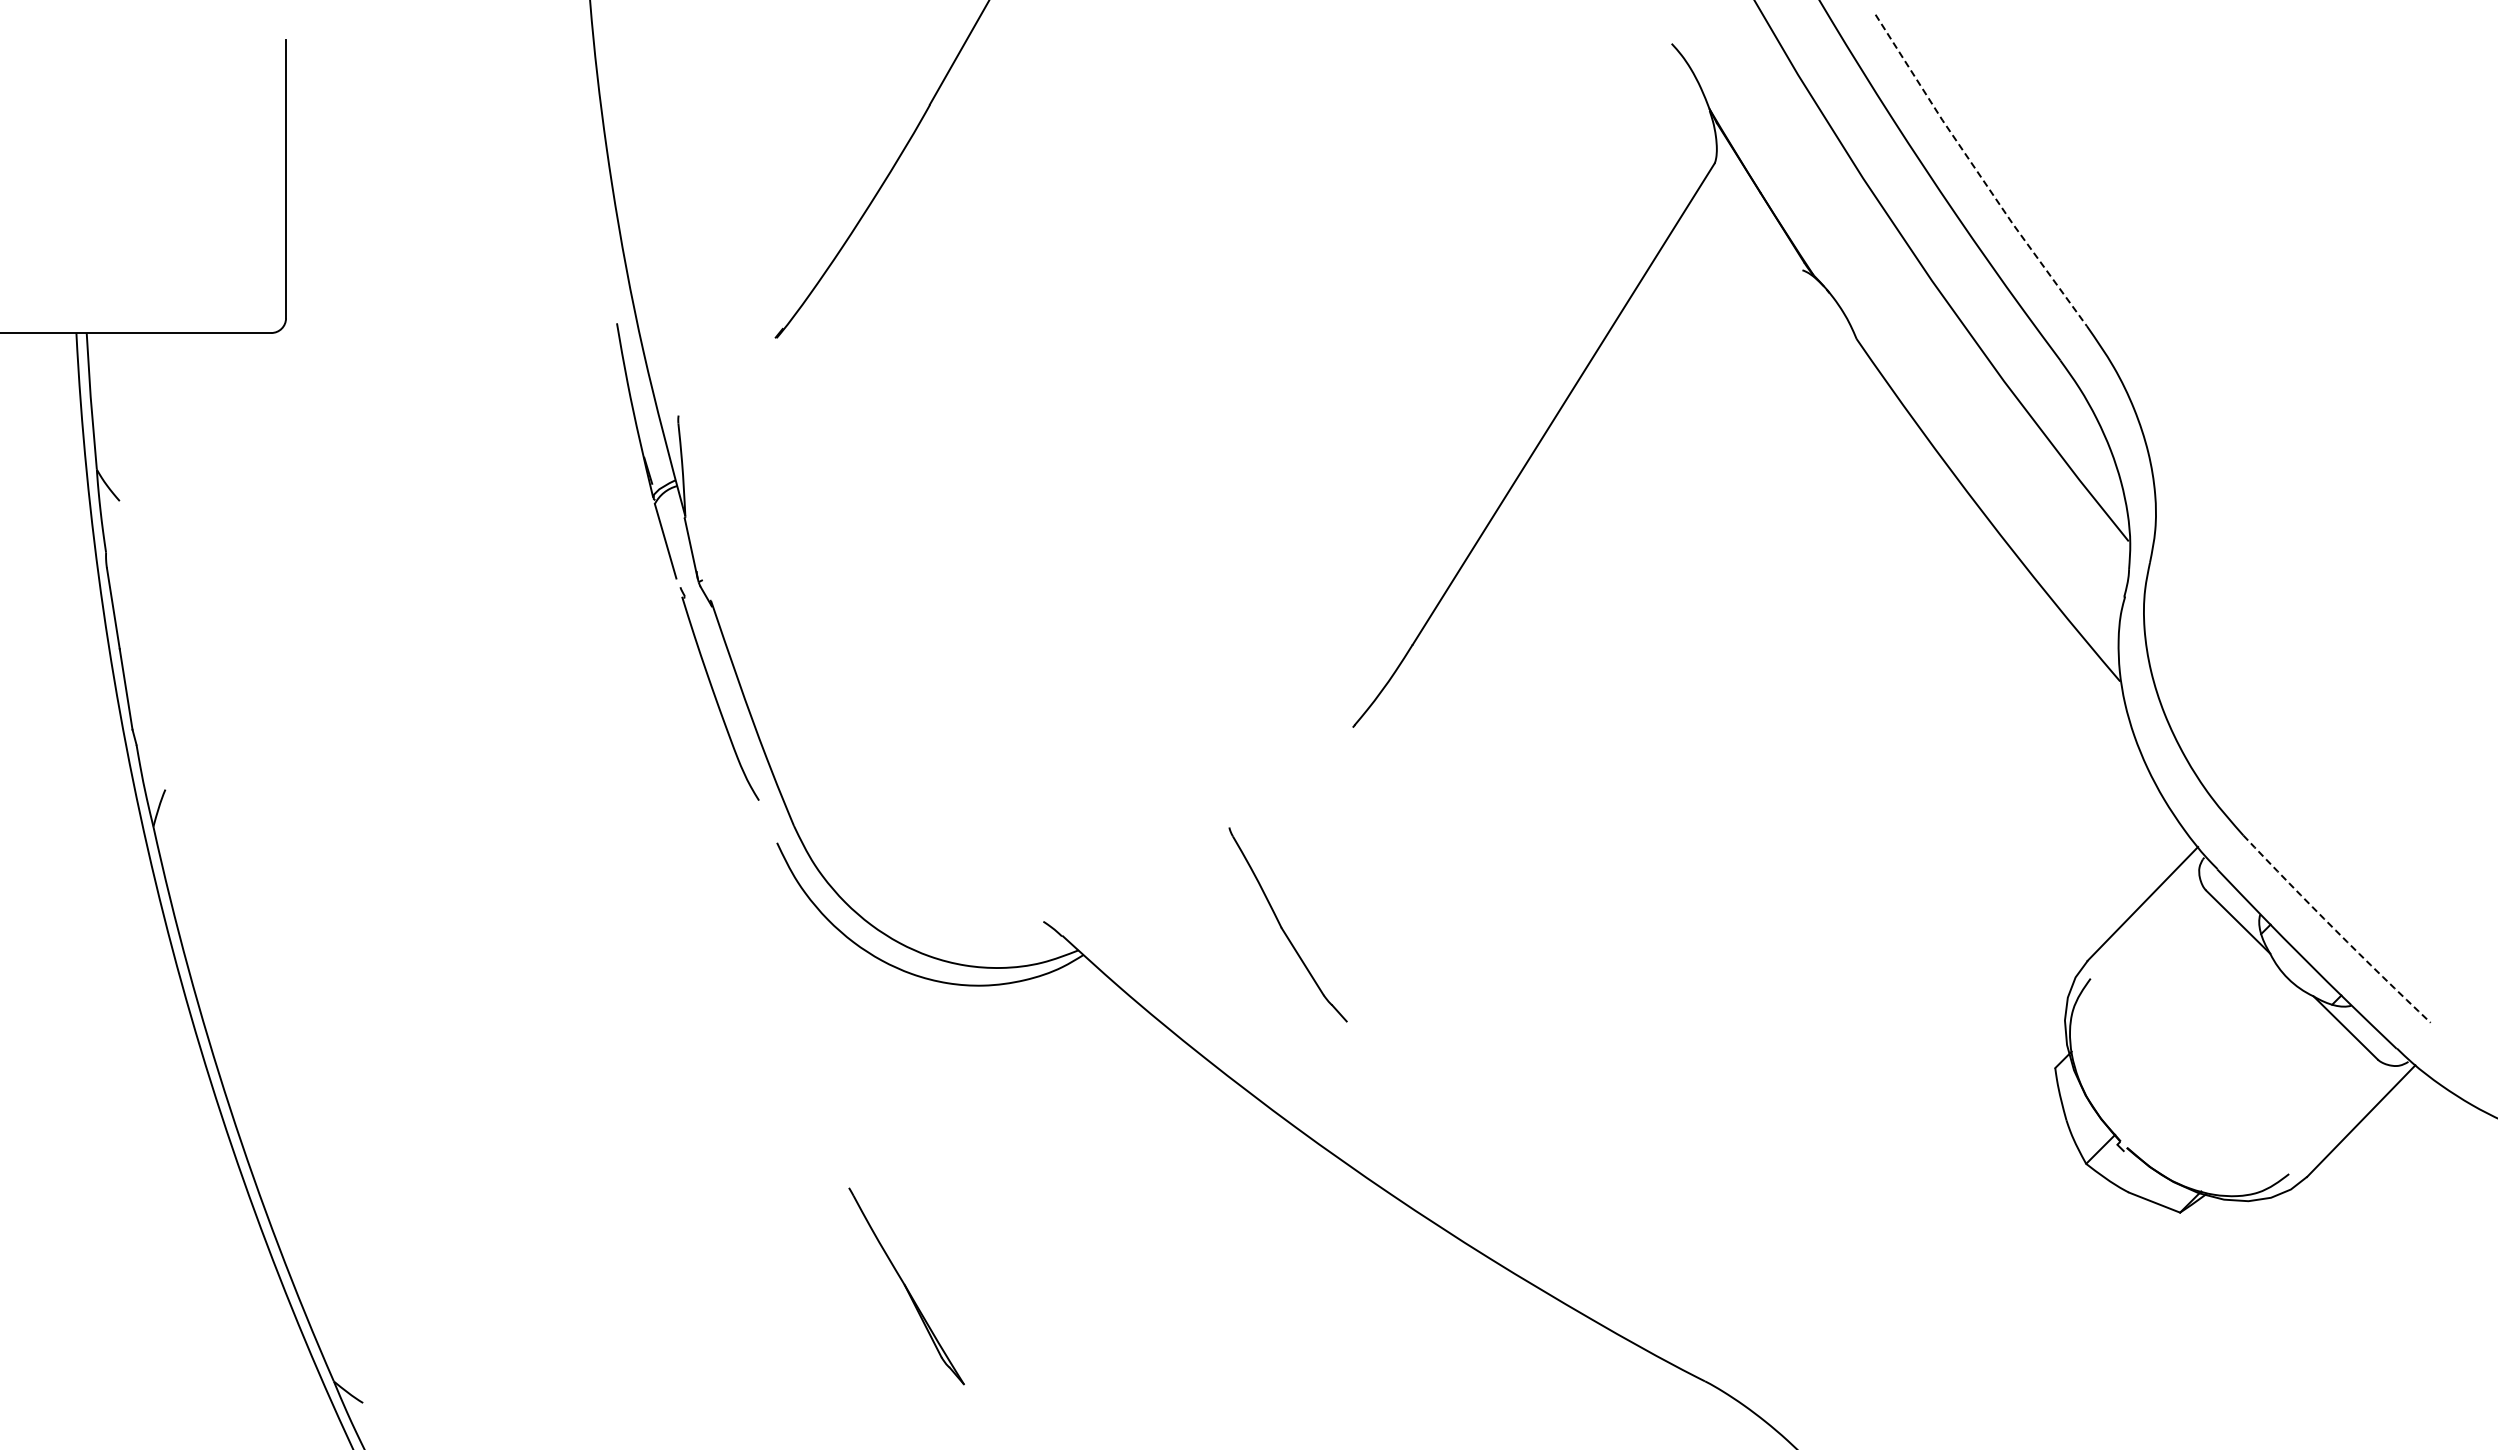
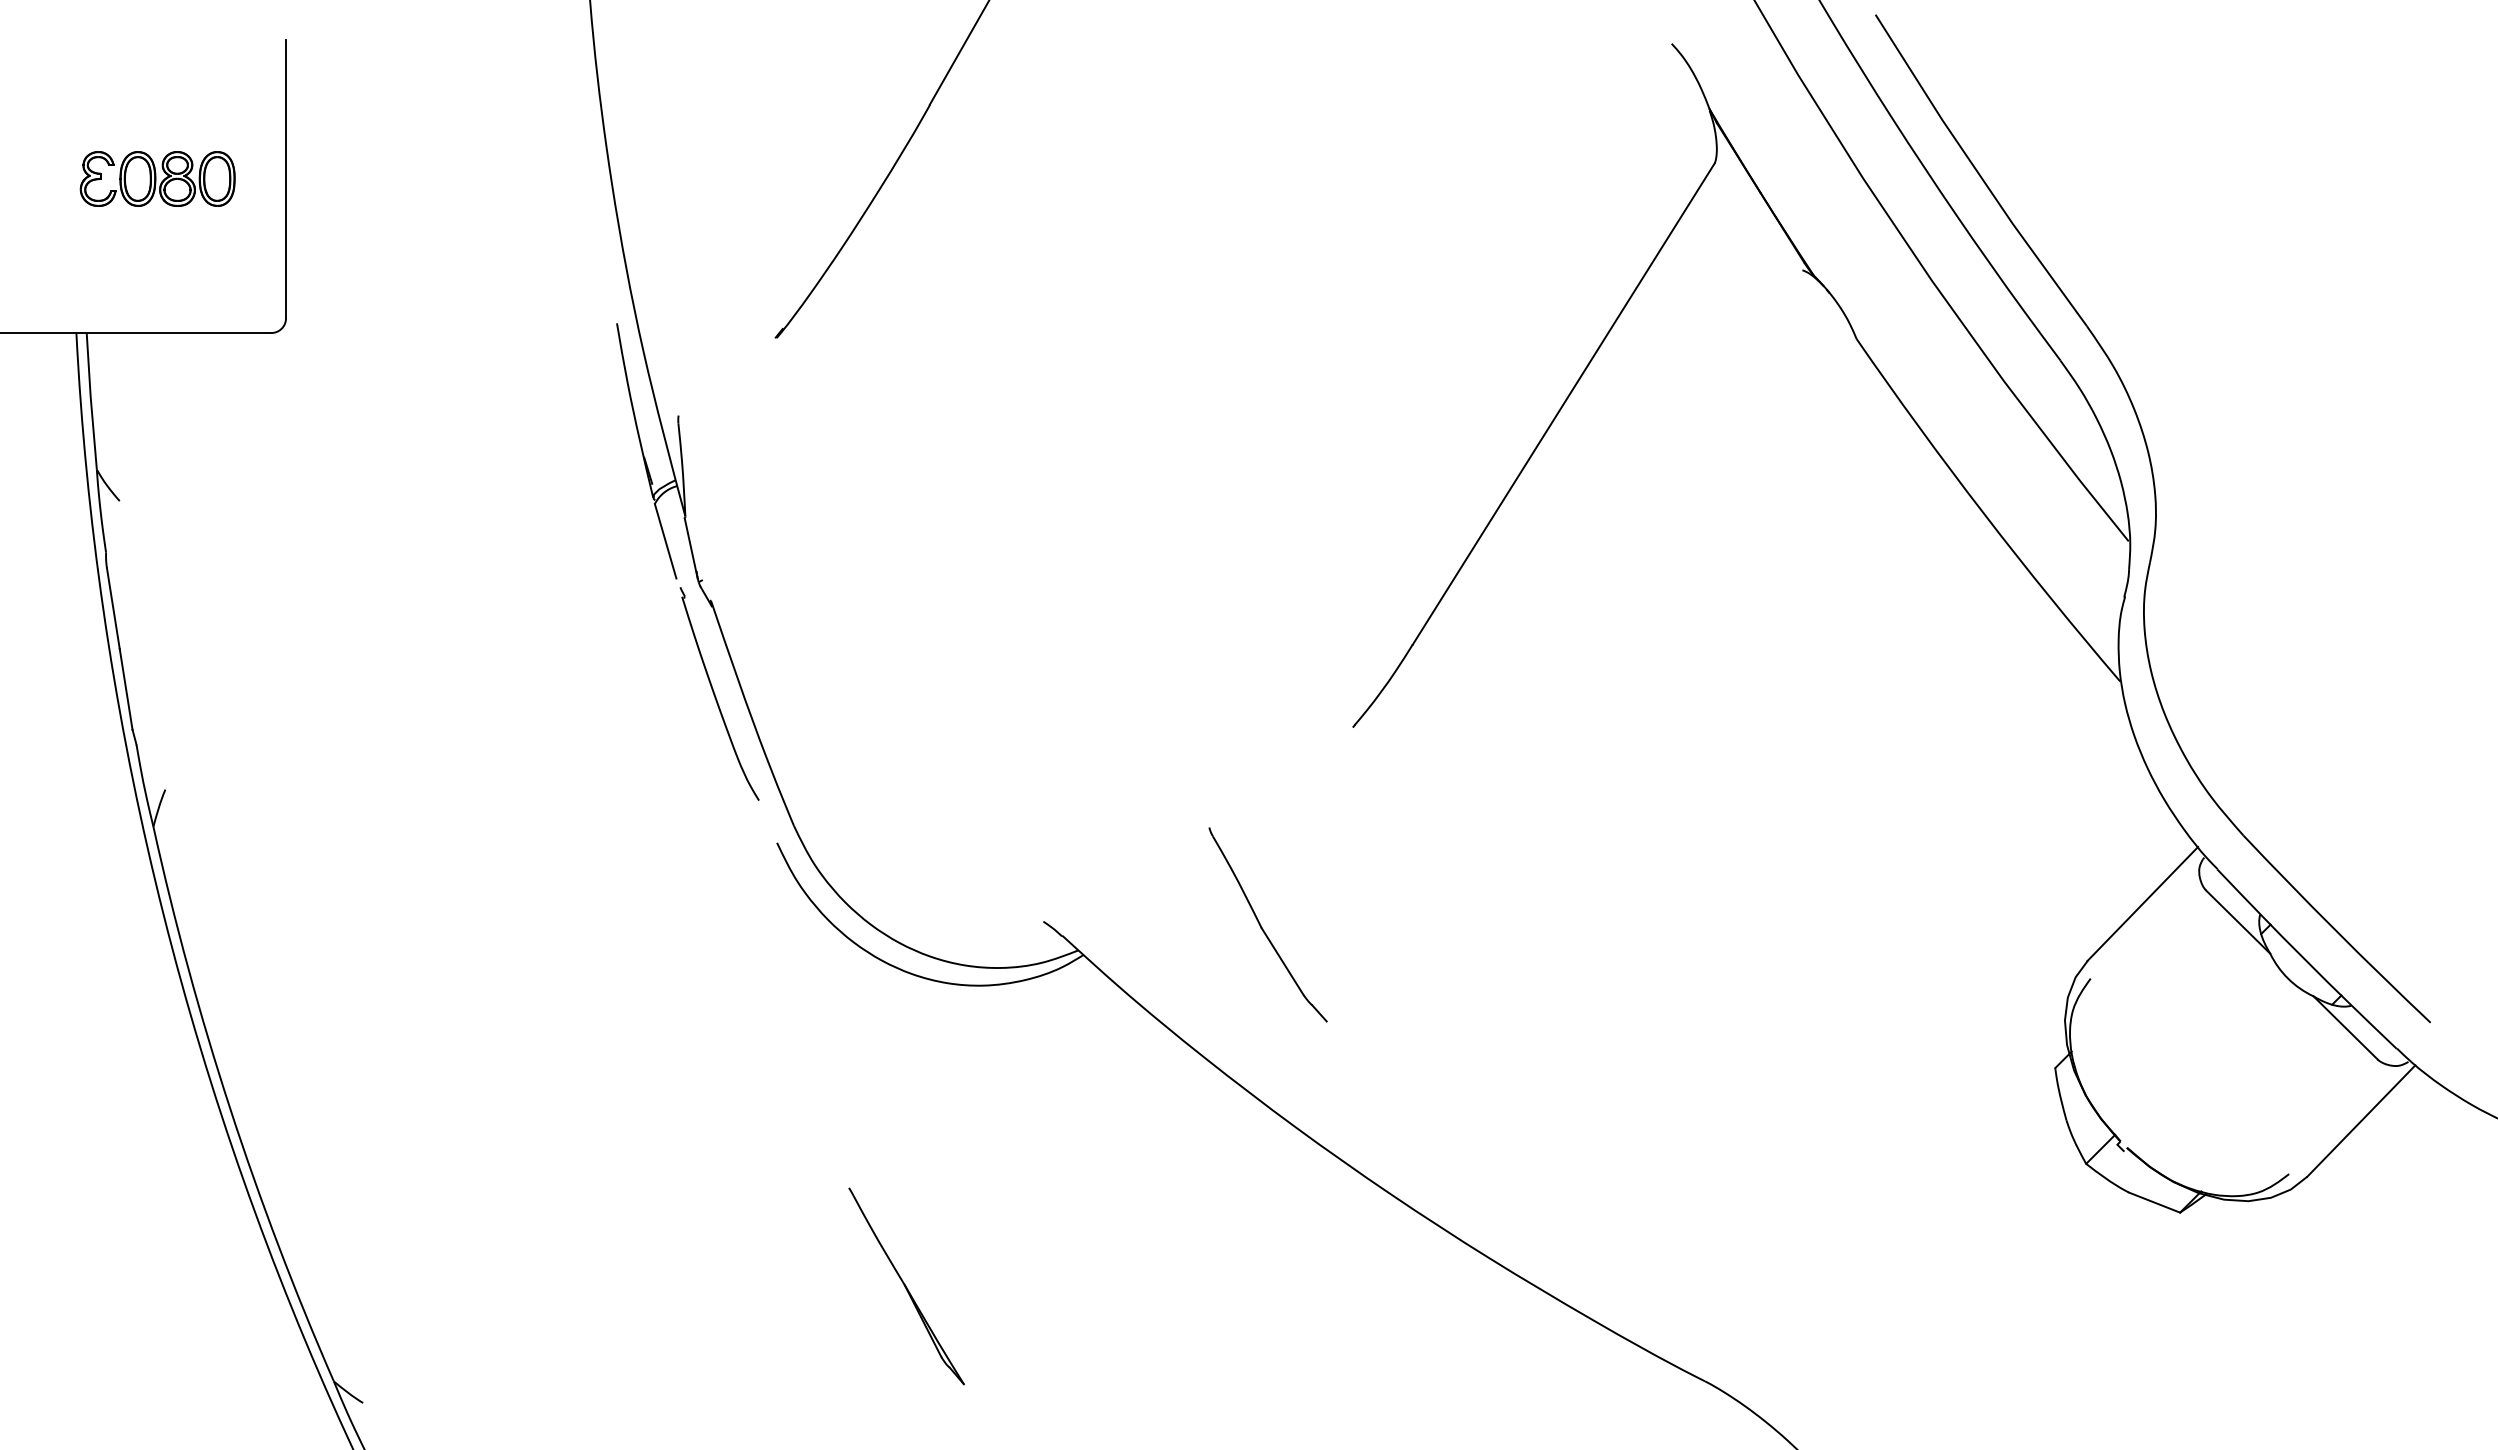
line: dashed -> solid (1978, 172)
part: none -> present (157, 178)
part position: (1287, 924) -> (1267, 924) (1267, 924)
arc: dashed -> solid (2335, 930)
